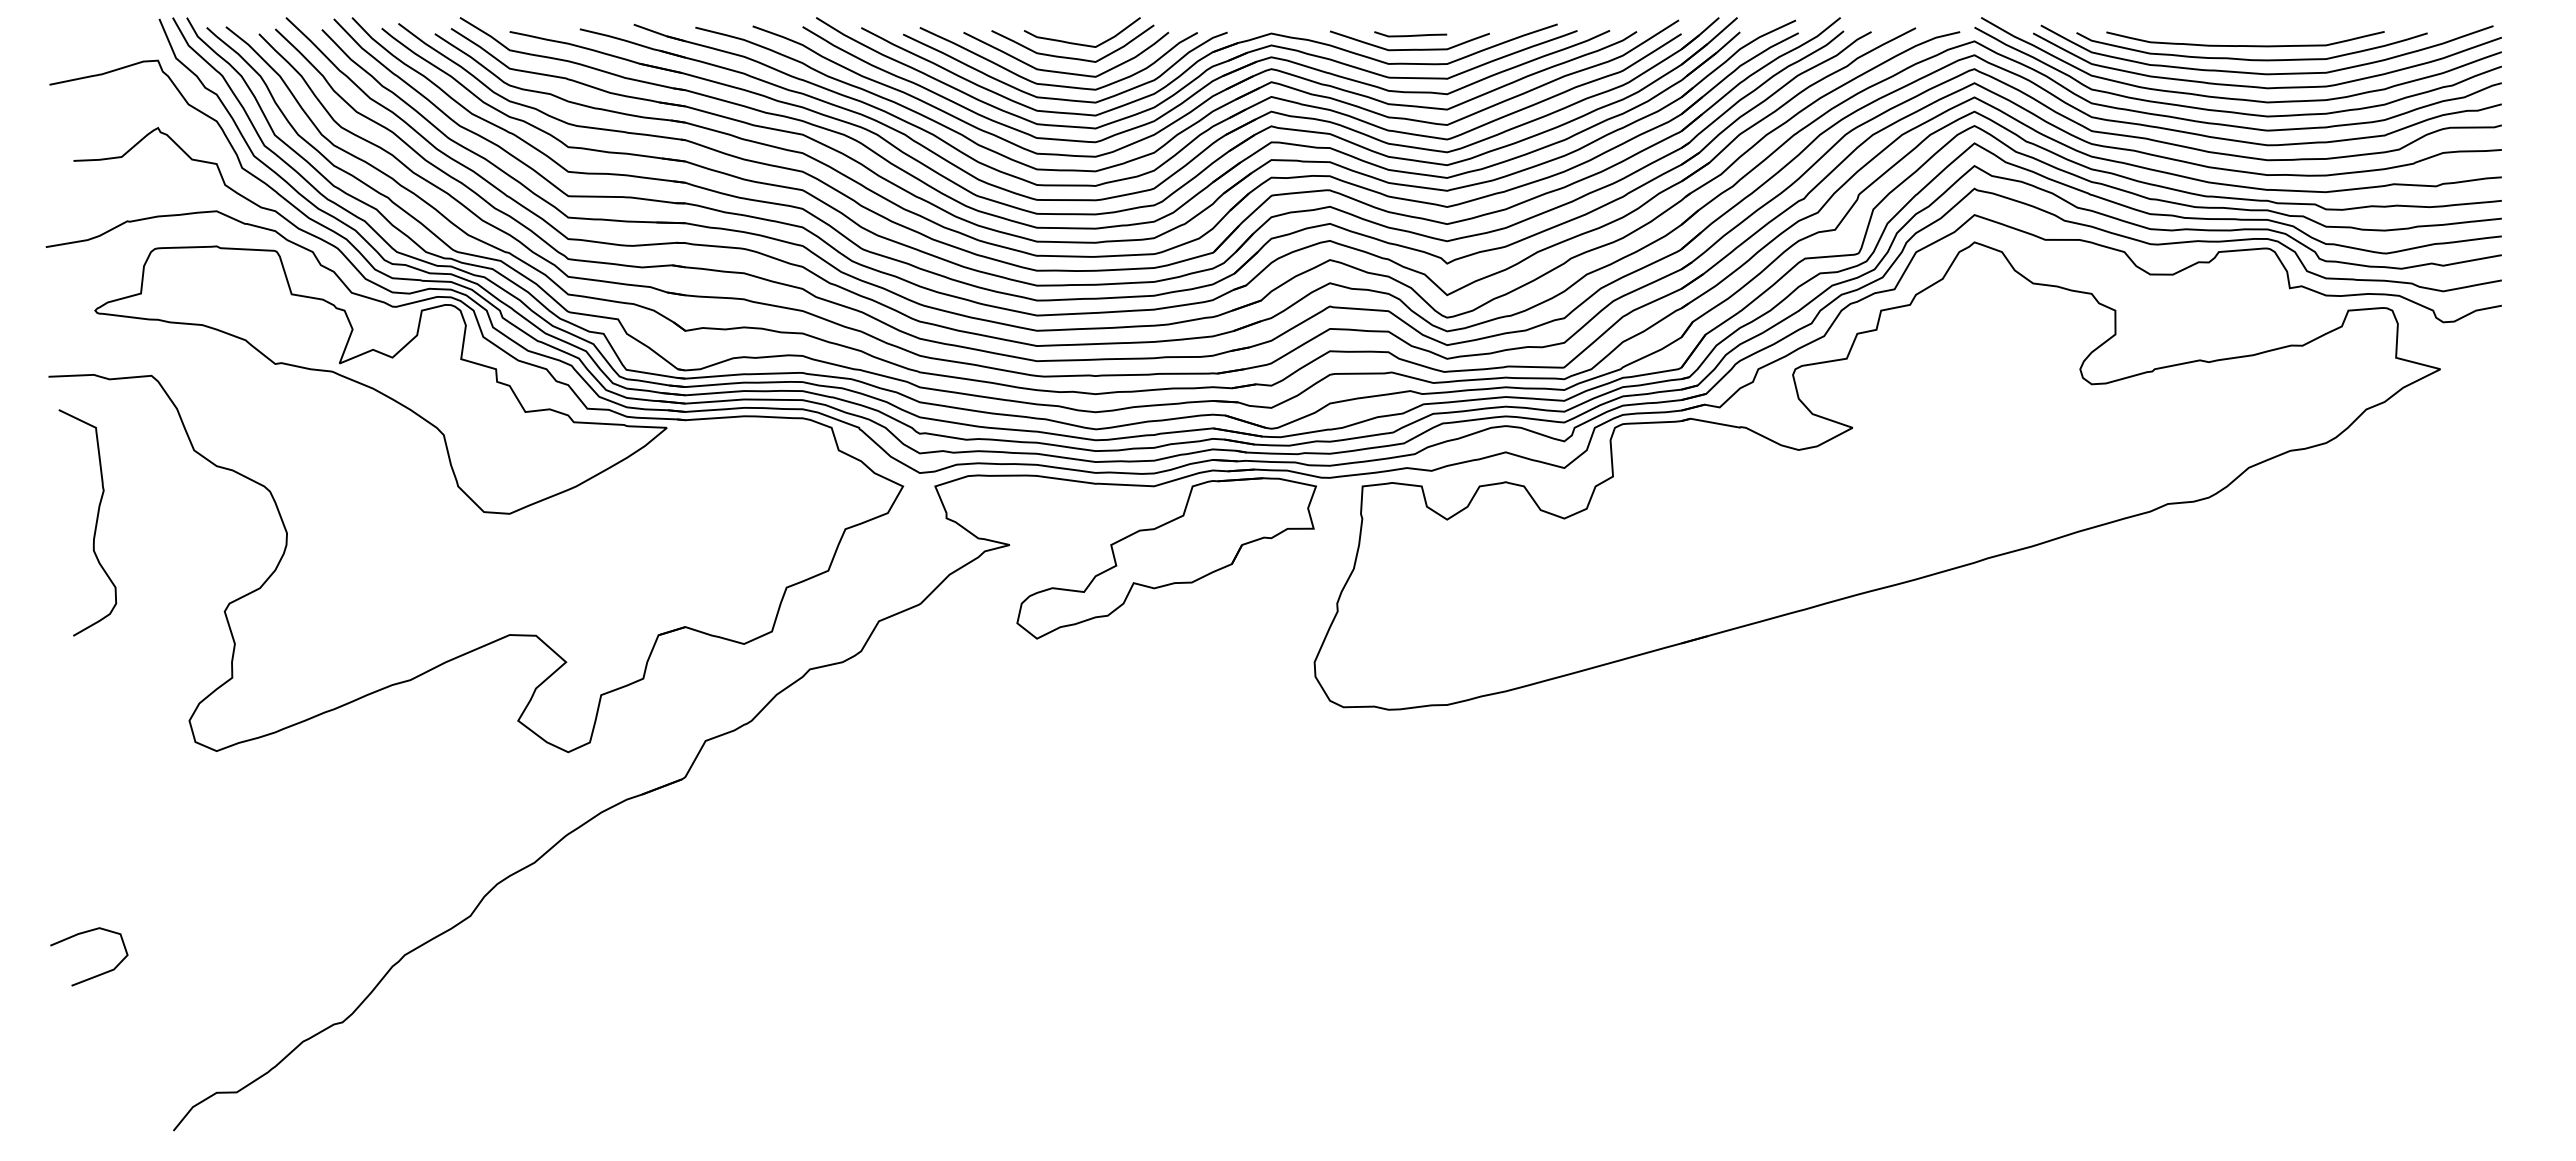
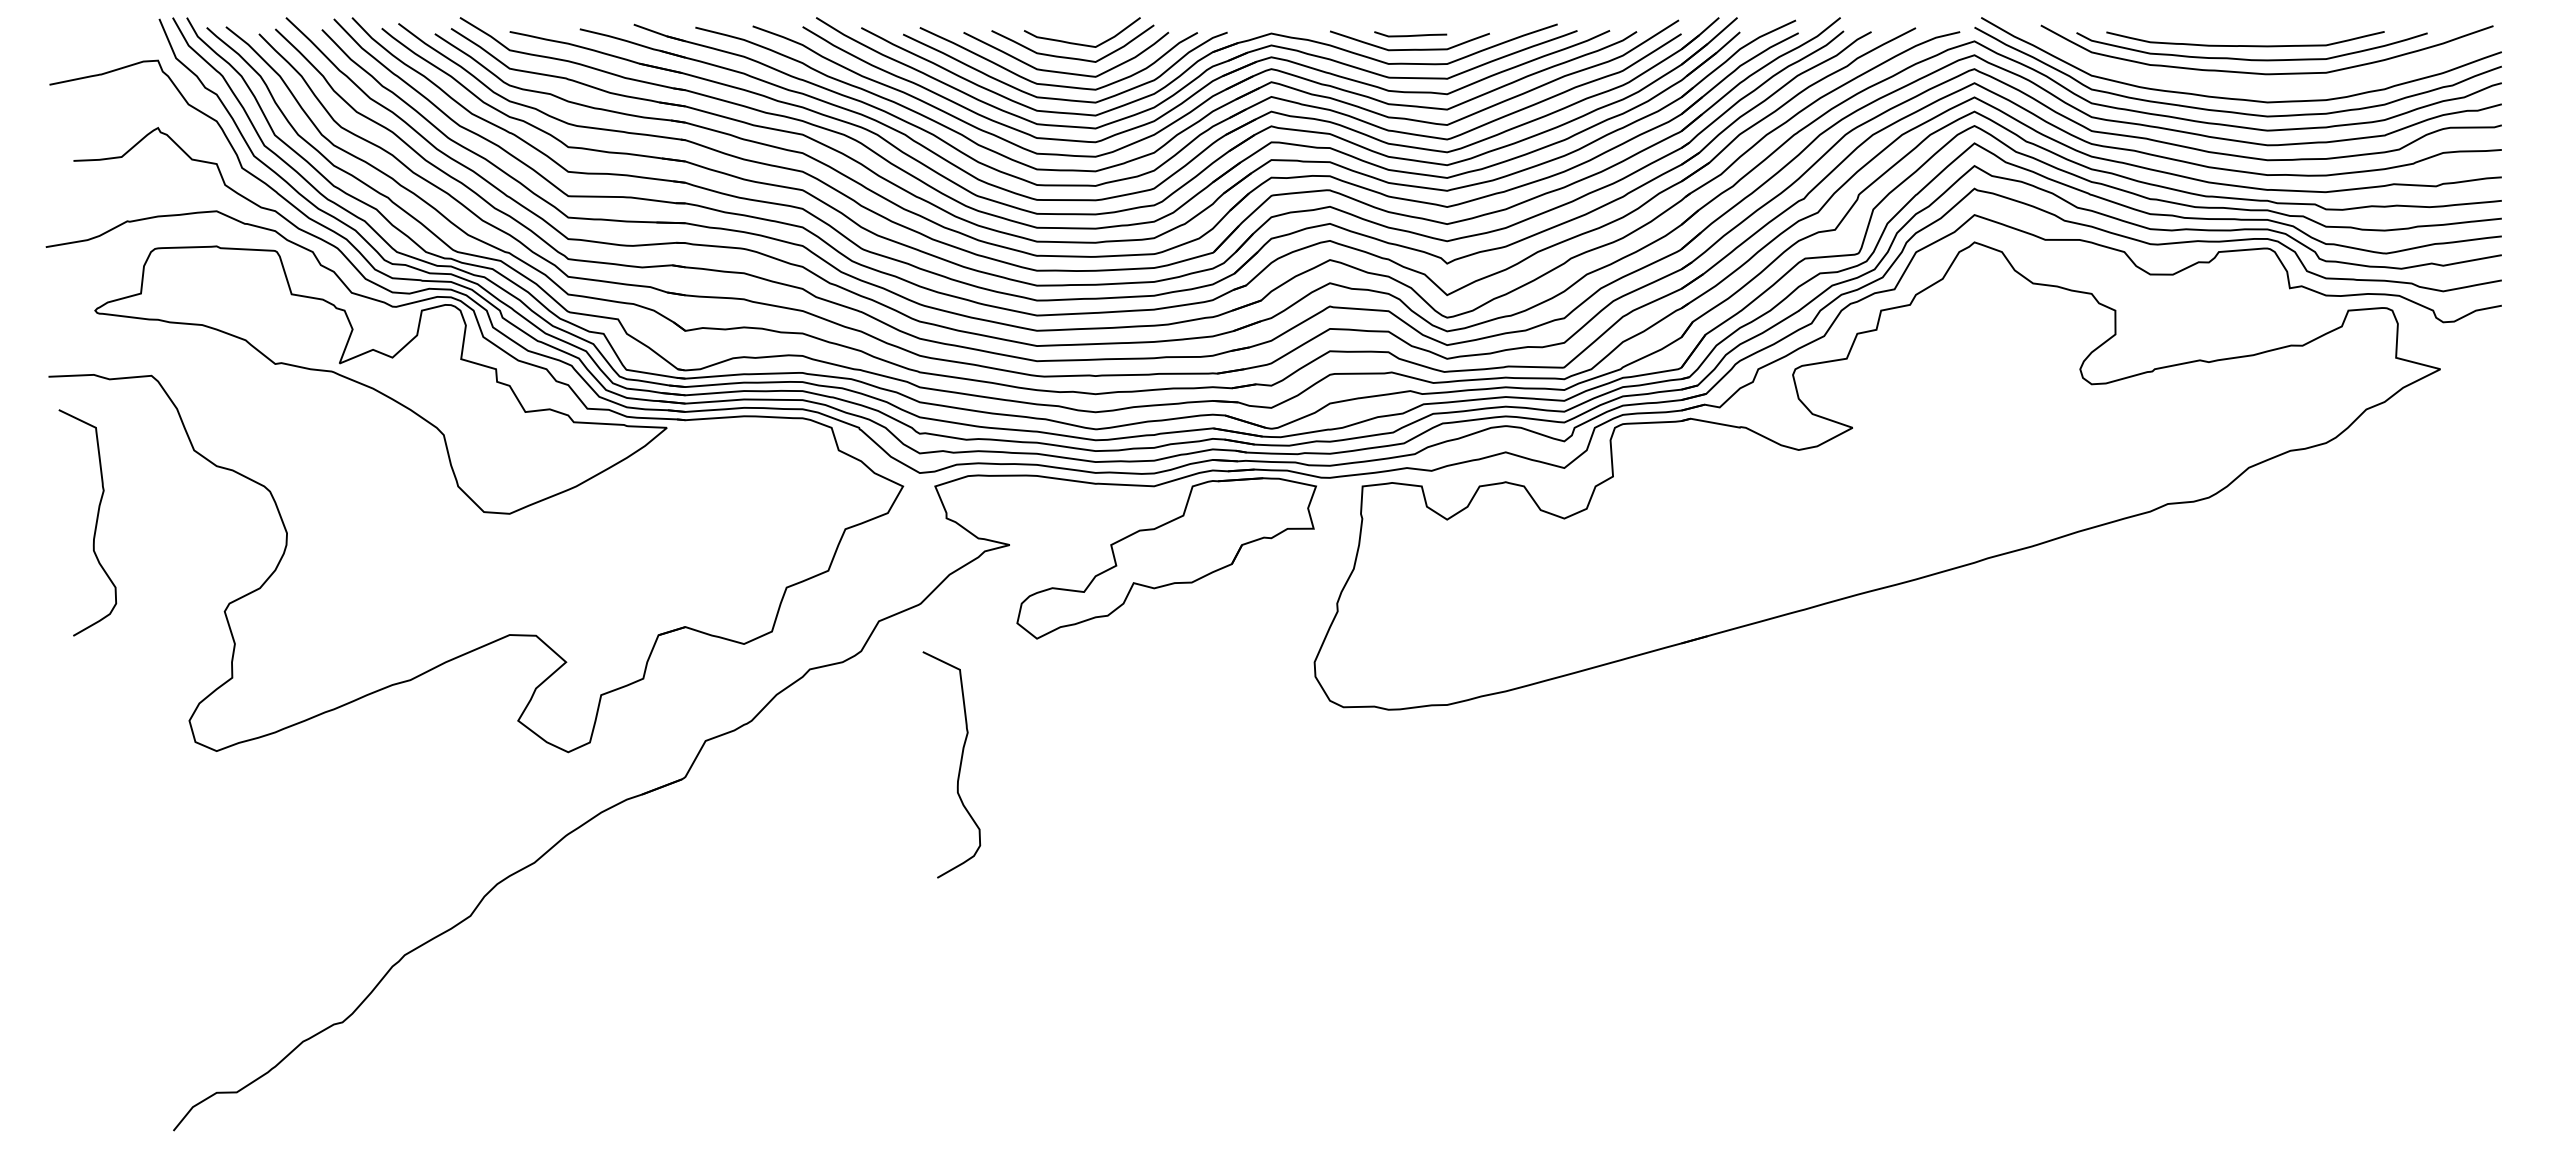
curve: present -> none (2262, 86)
curve: none -> present (959, 764)
curve: present -> none (97, 974)
